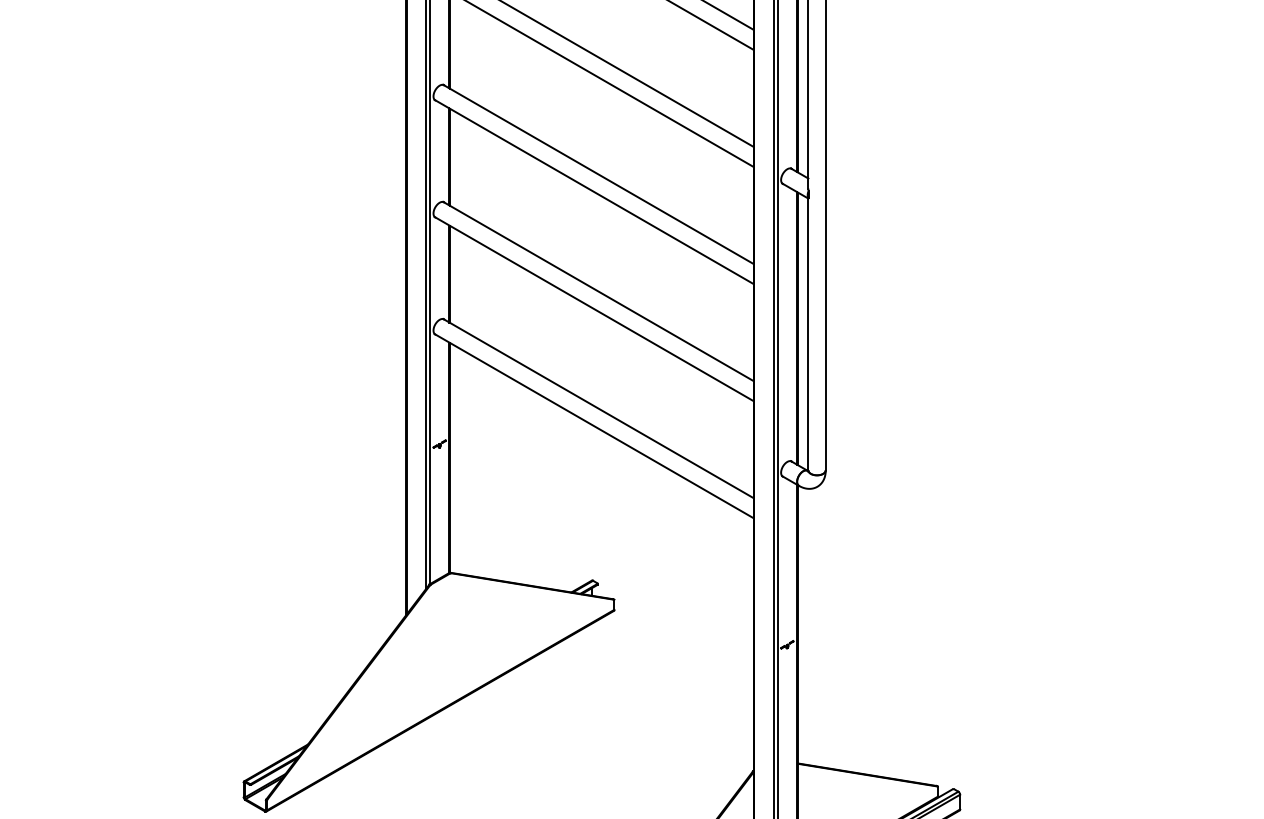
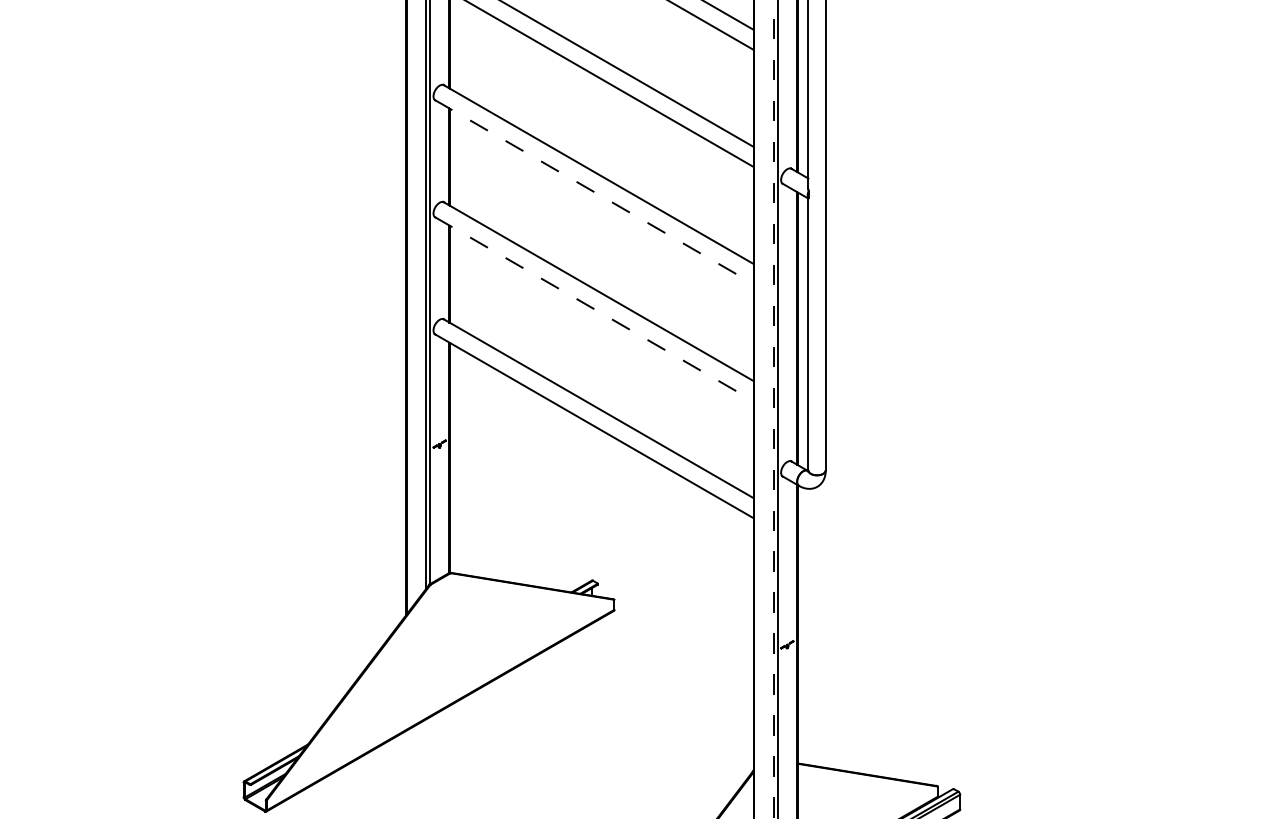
line: solid -> dashed (594, 192)
line: solid -> dashed (594, 309)
line: solid -> dashed (773, 409)
